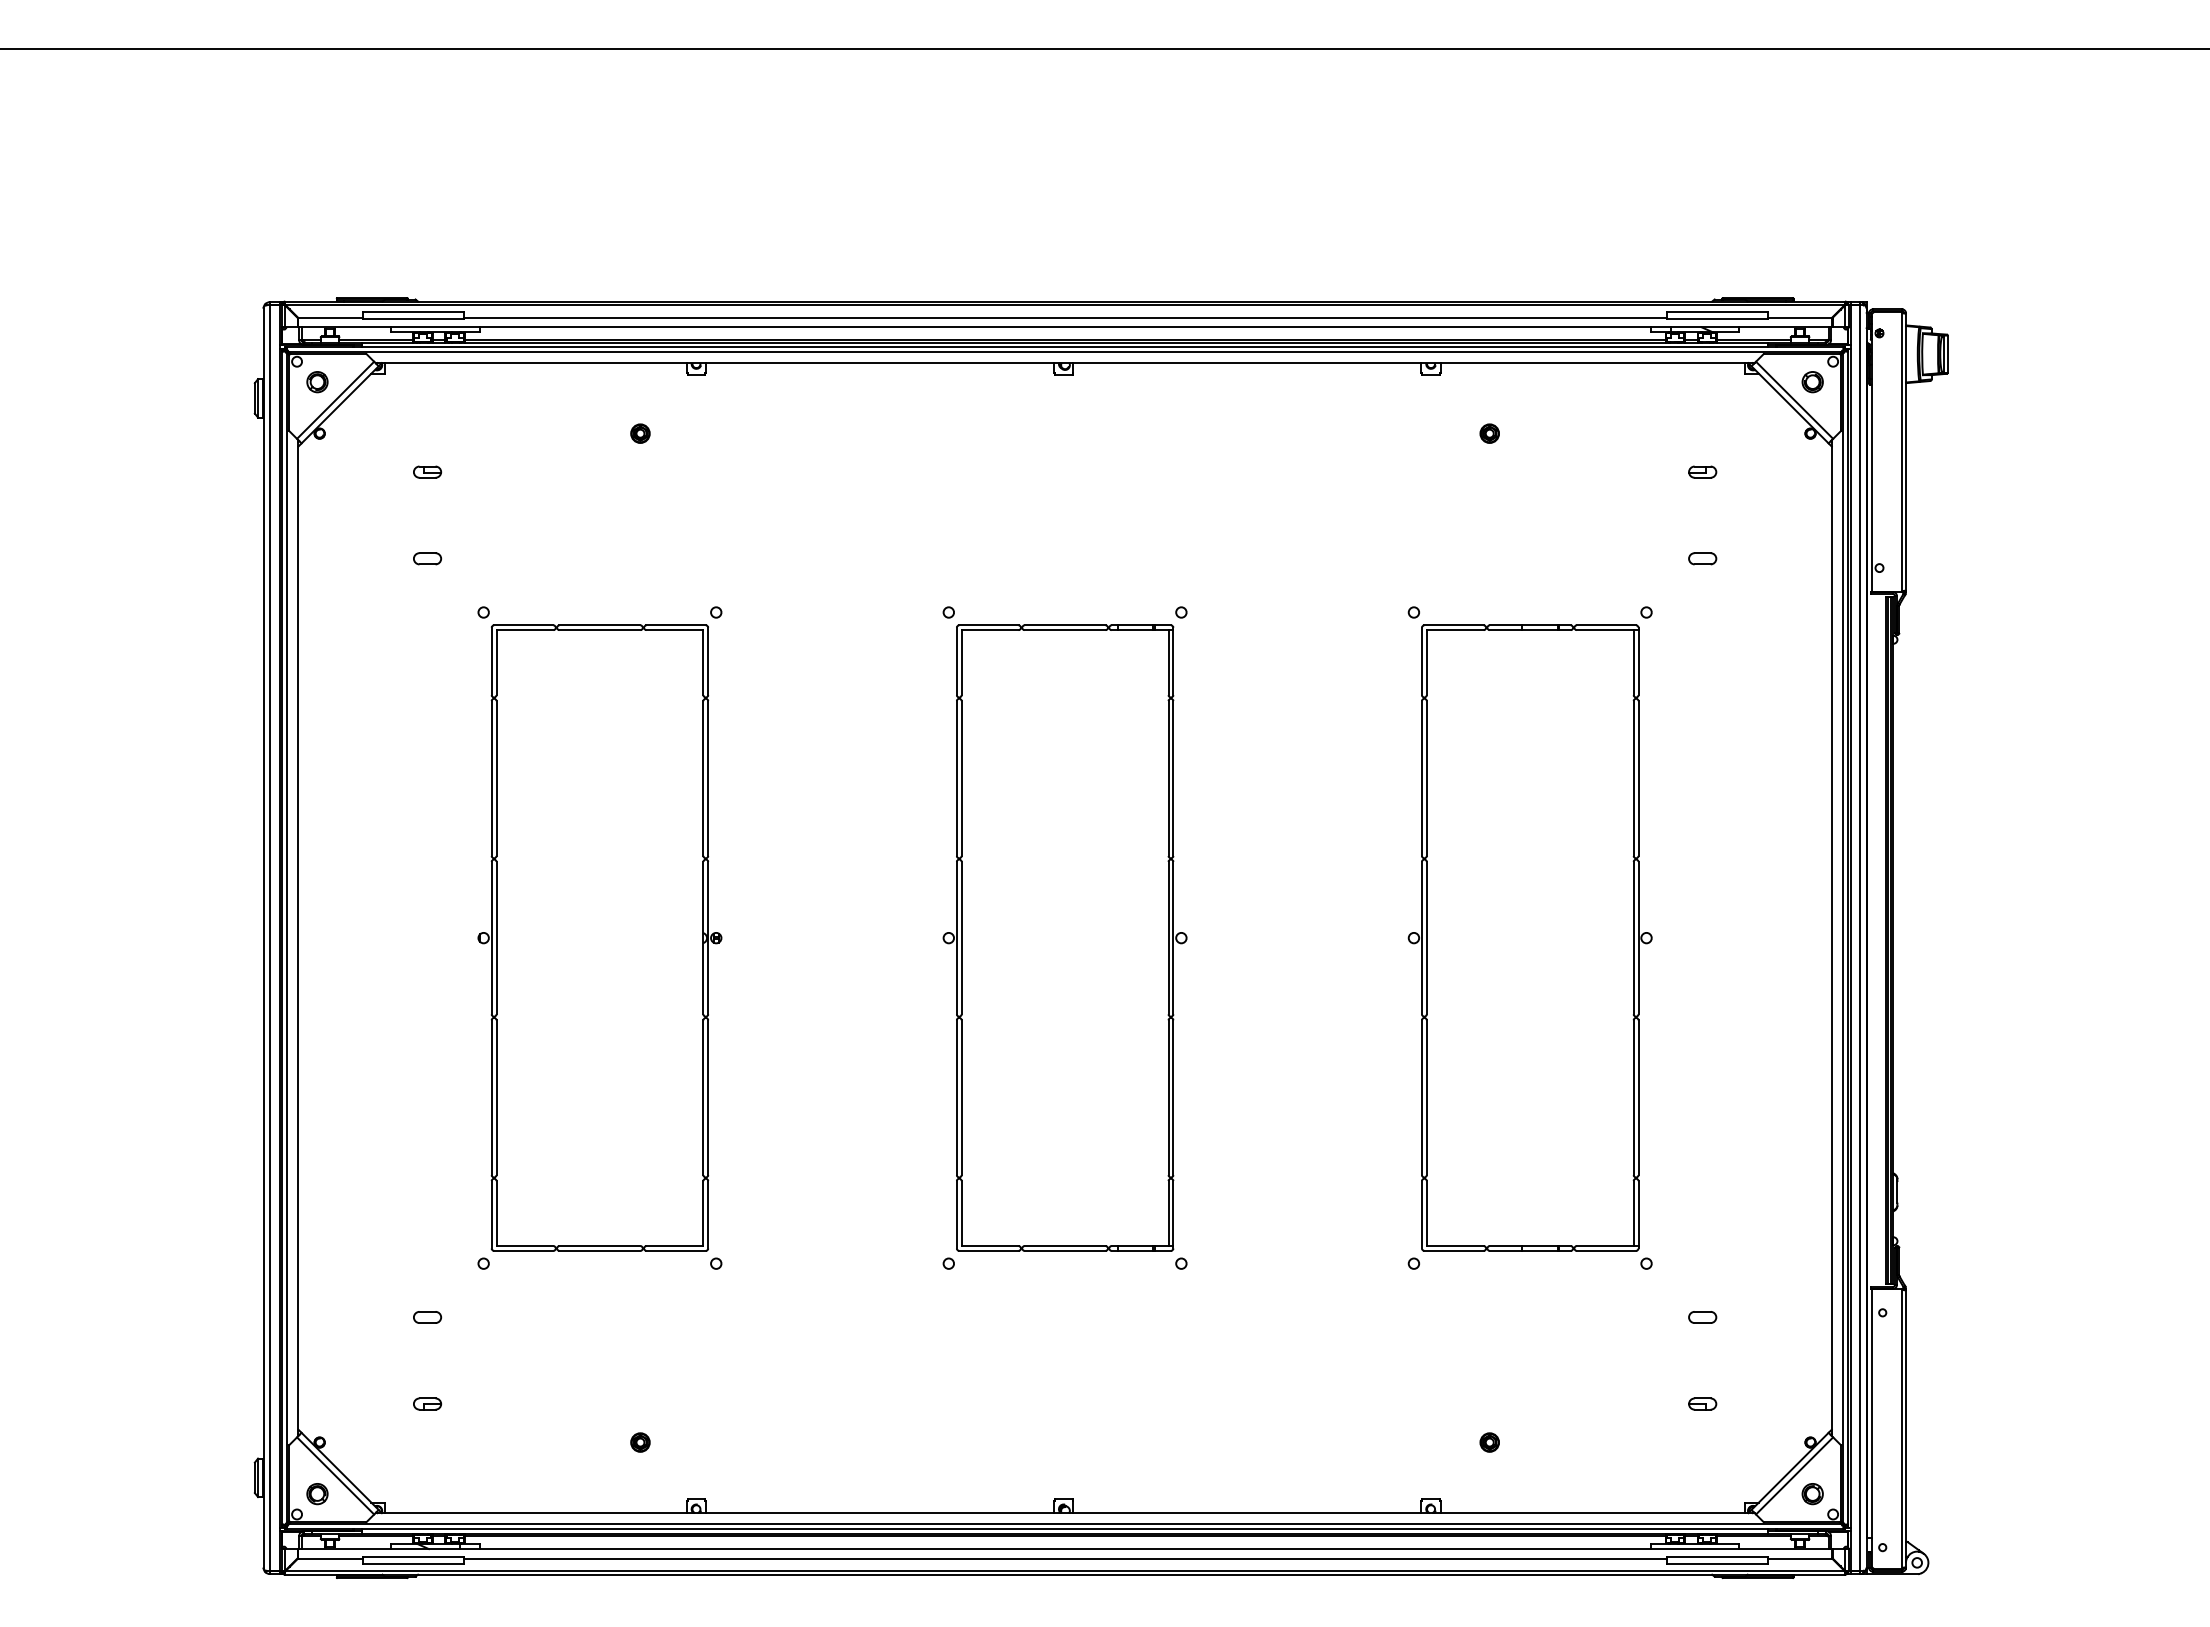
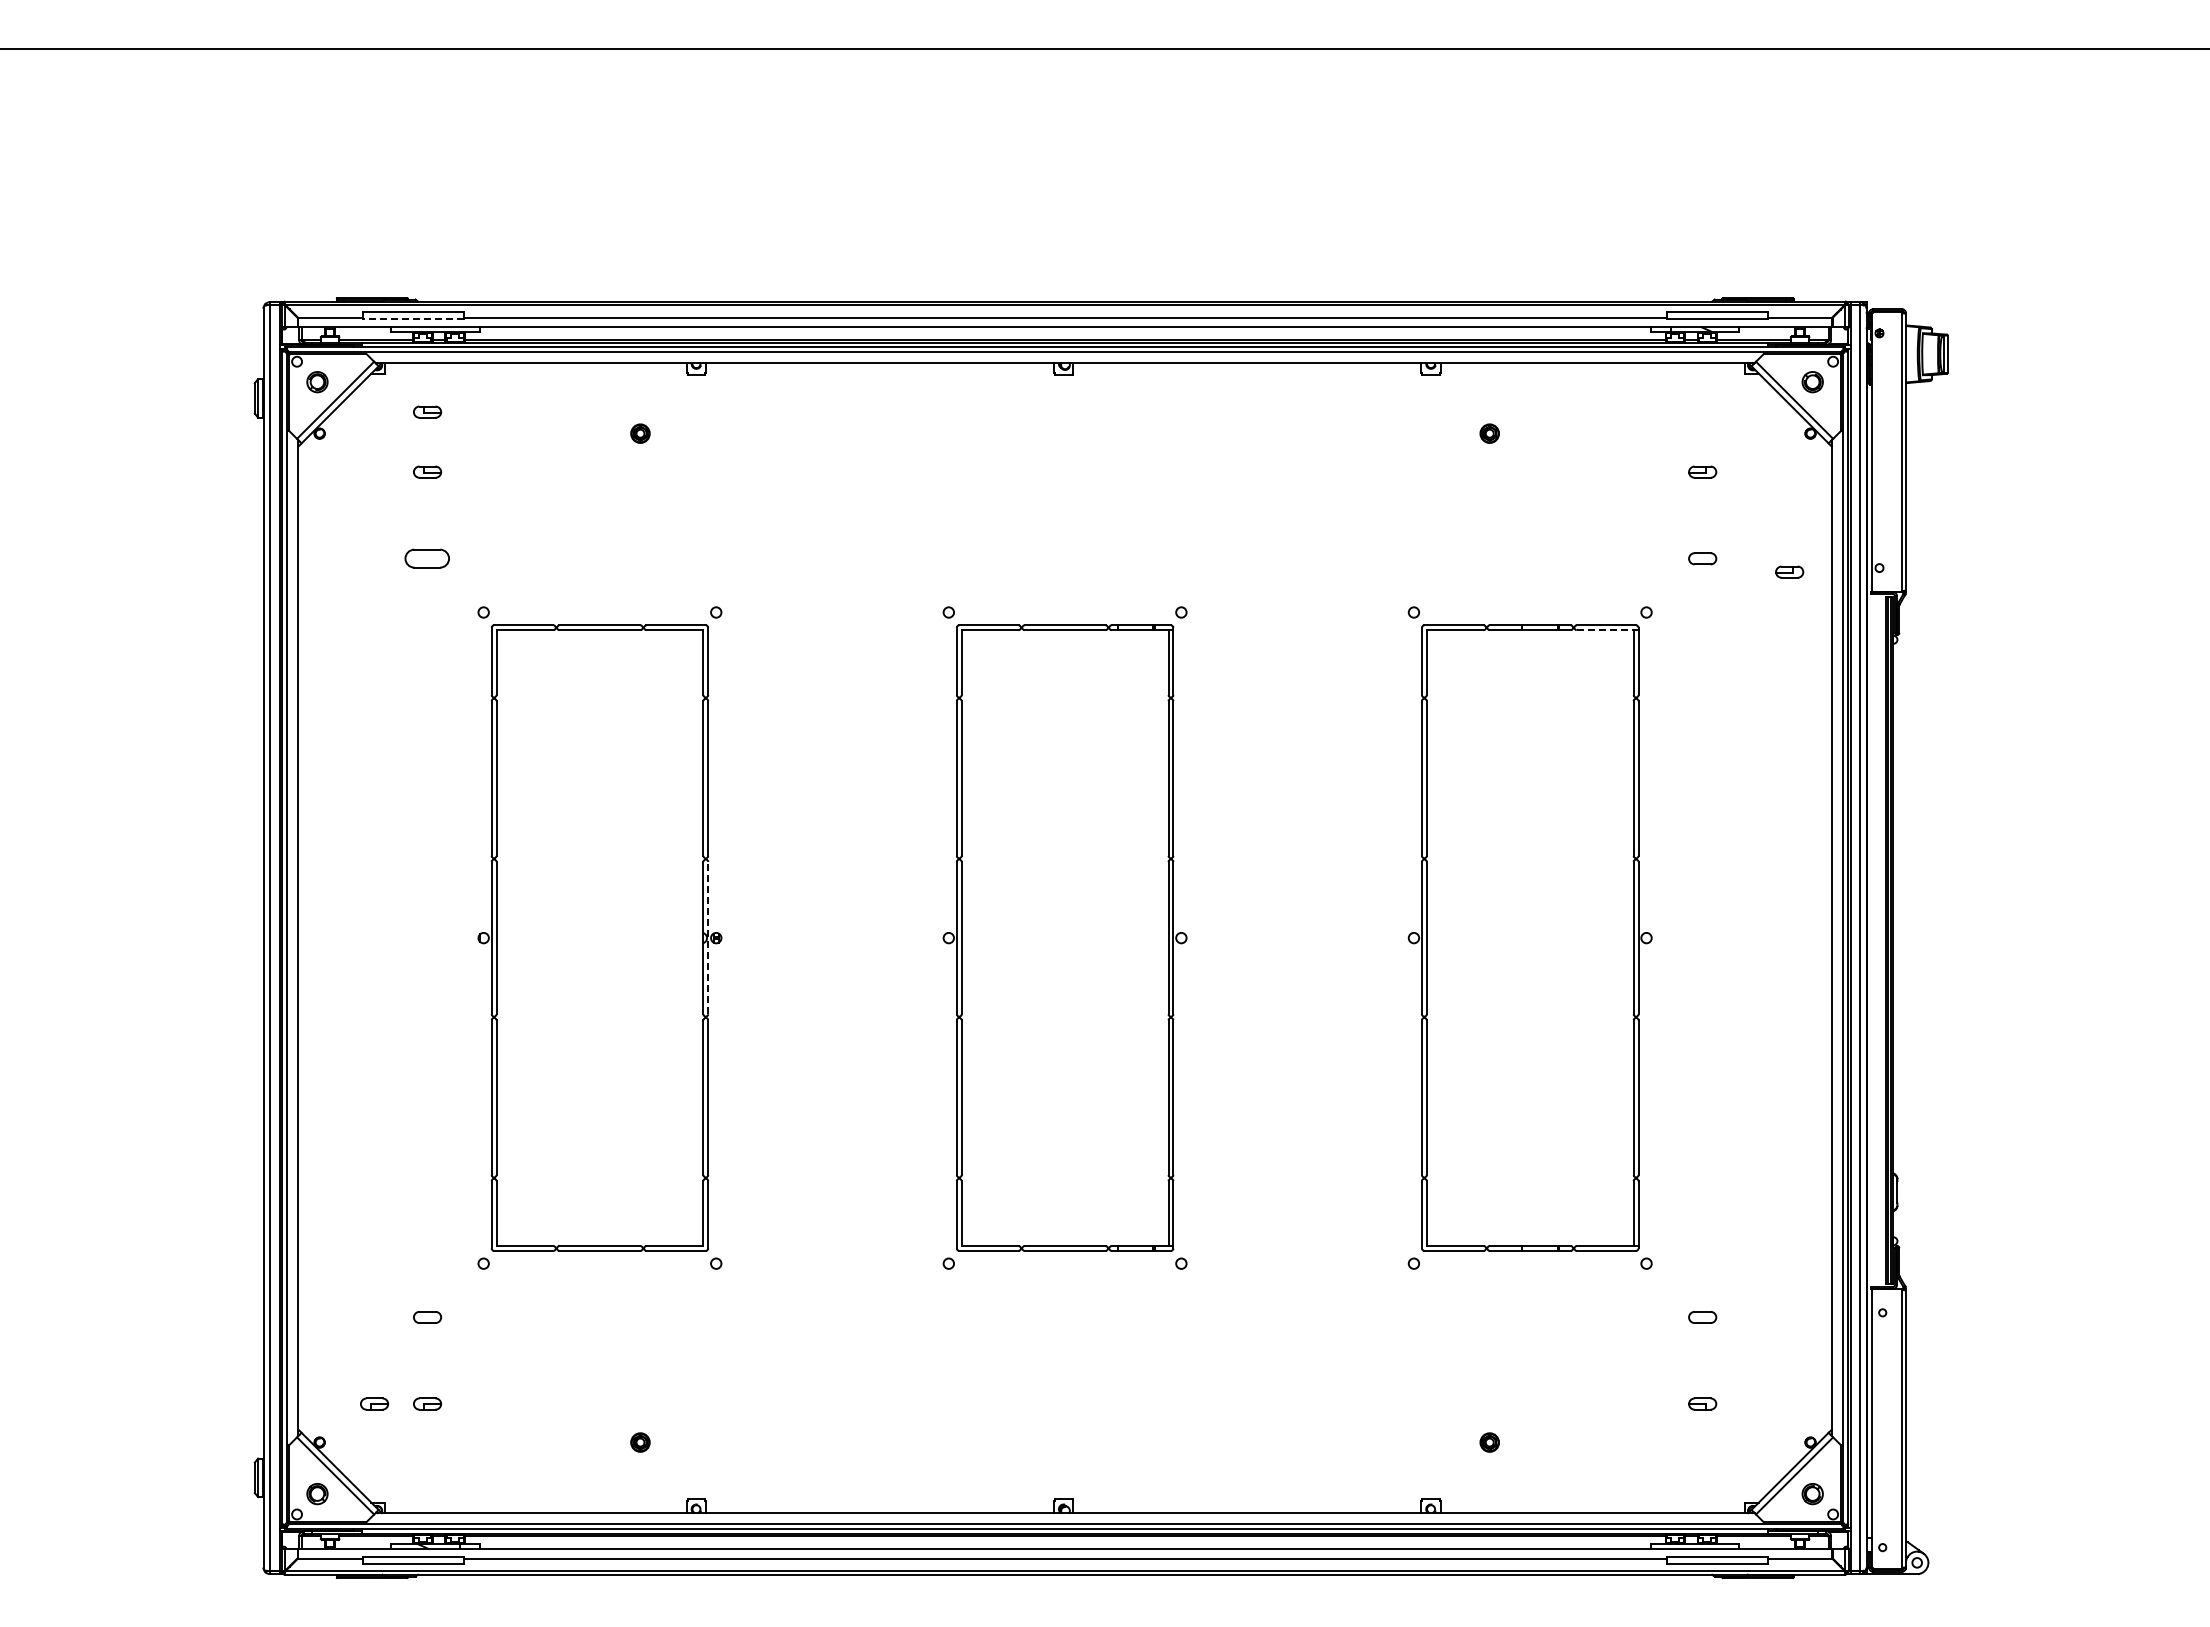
line: solid -> dashed (413, 318)
part: none -> present (427, 411)
part size: 30x14 px -> 46x21 px (426, 558)
part: none -> present (1789, 571)
line: solid -> dashed (1605, 630)
line: solid -> dashed (708, 937)
part: none -> present (374, 1403)
